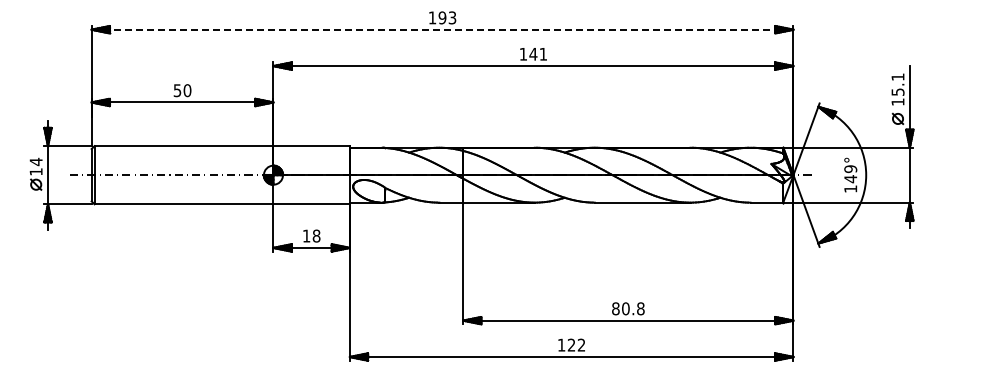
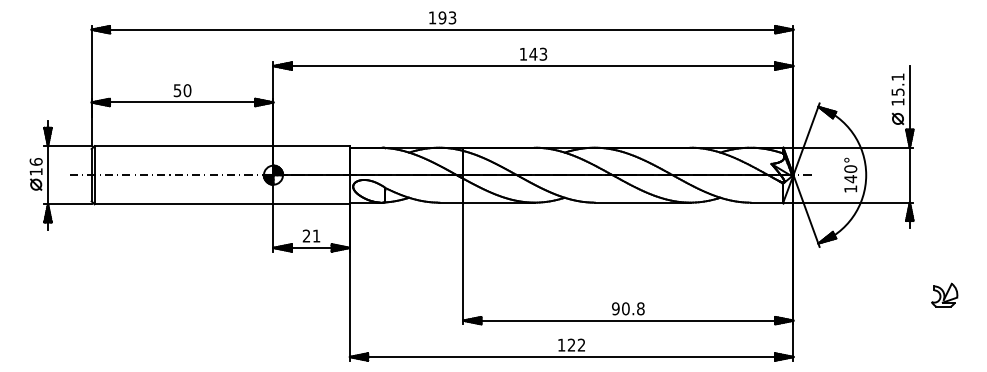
line: dashed -> solid (442, 29)
text: 141 -> 143 (543, 53)
text: 14 -> 16 (35, 162)
text: 149° -> 140° (850, 169)
text: 18 -> 21 (311, 235)
part: none -> present (944, 294)
text: 80.8 -> 90.8 (615, 308)
